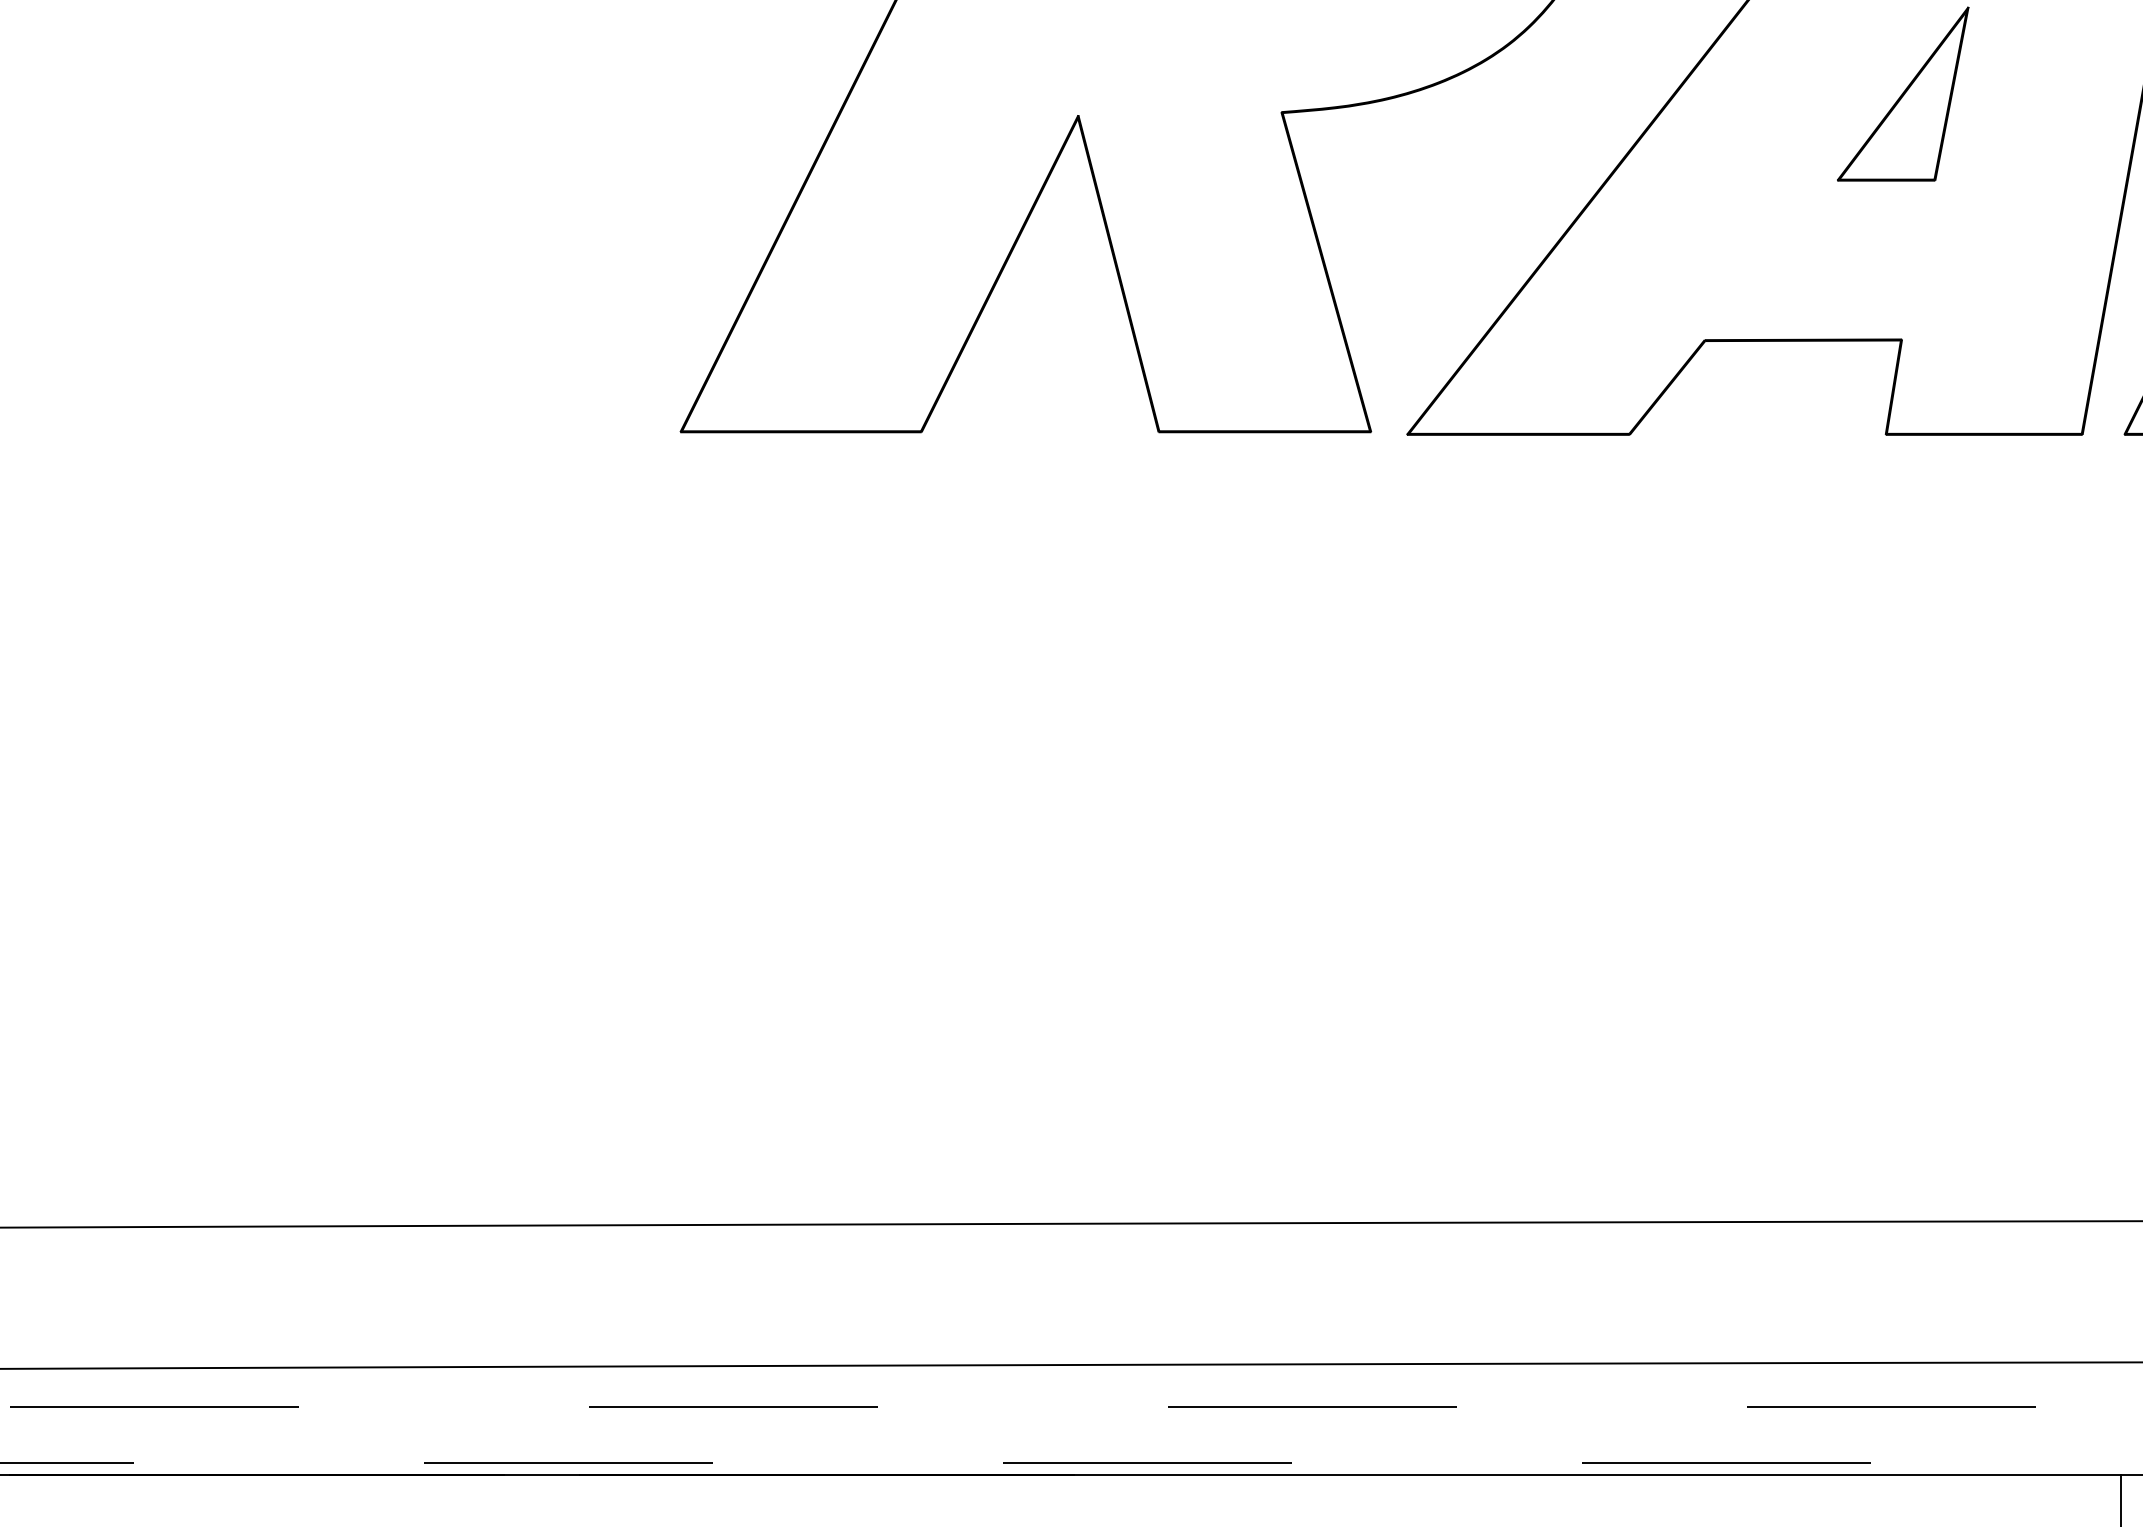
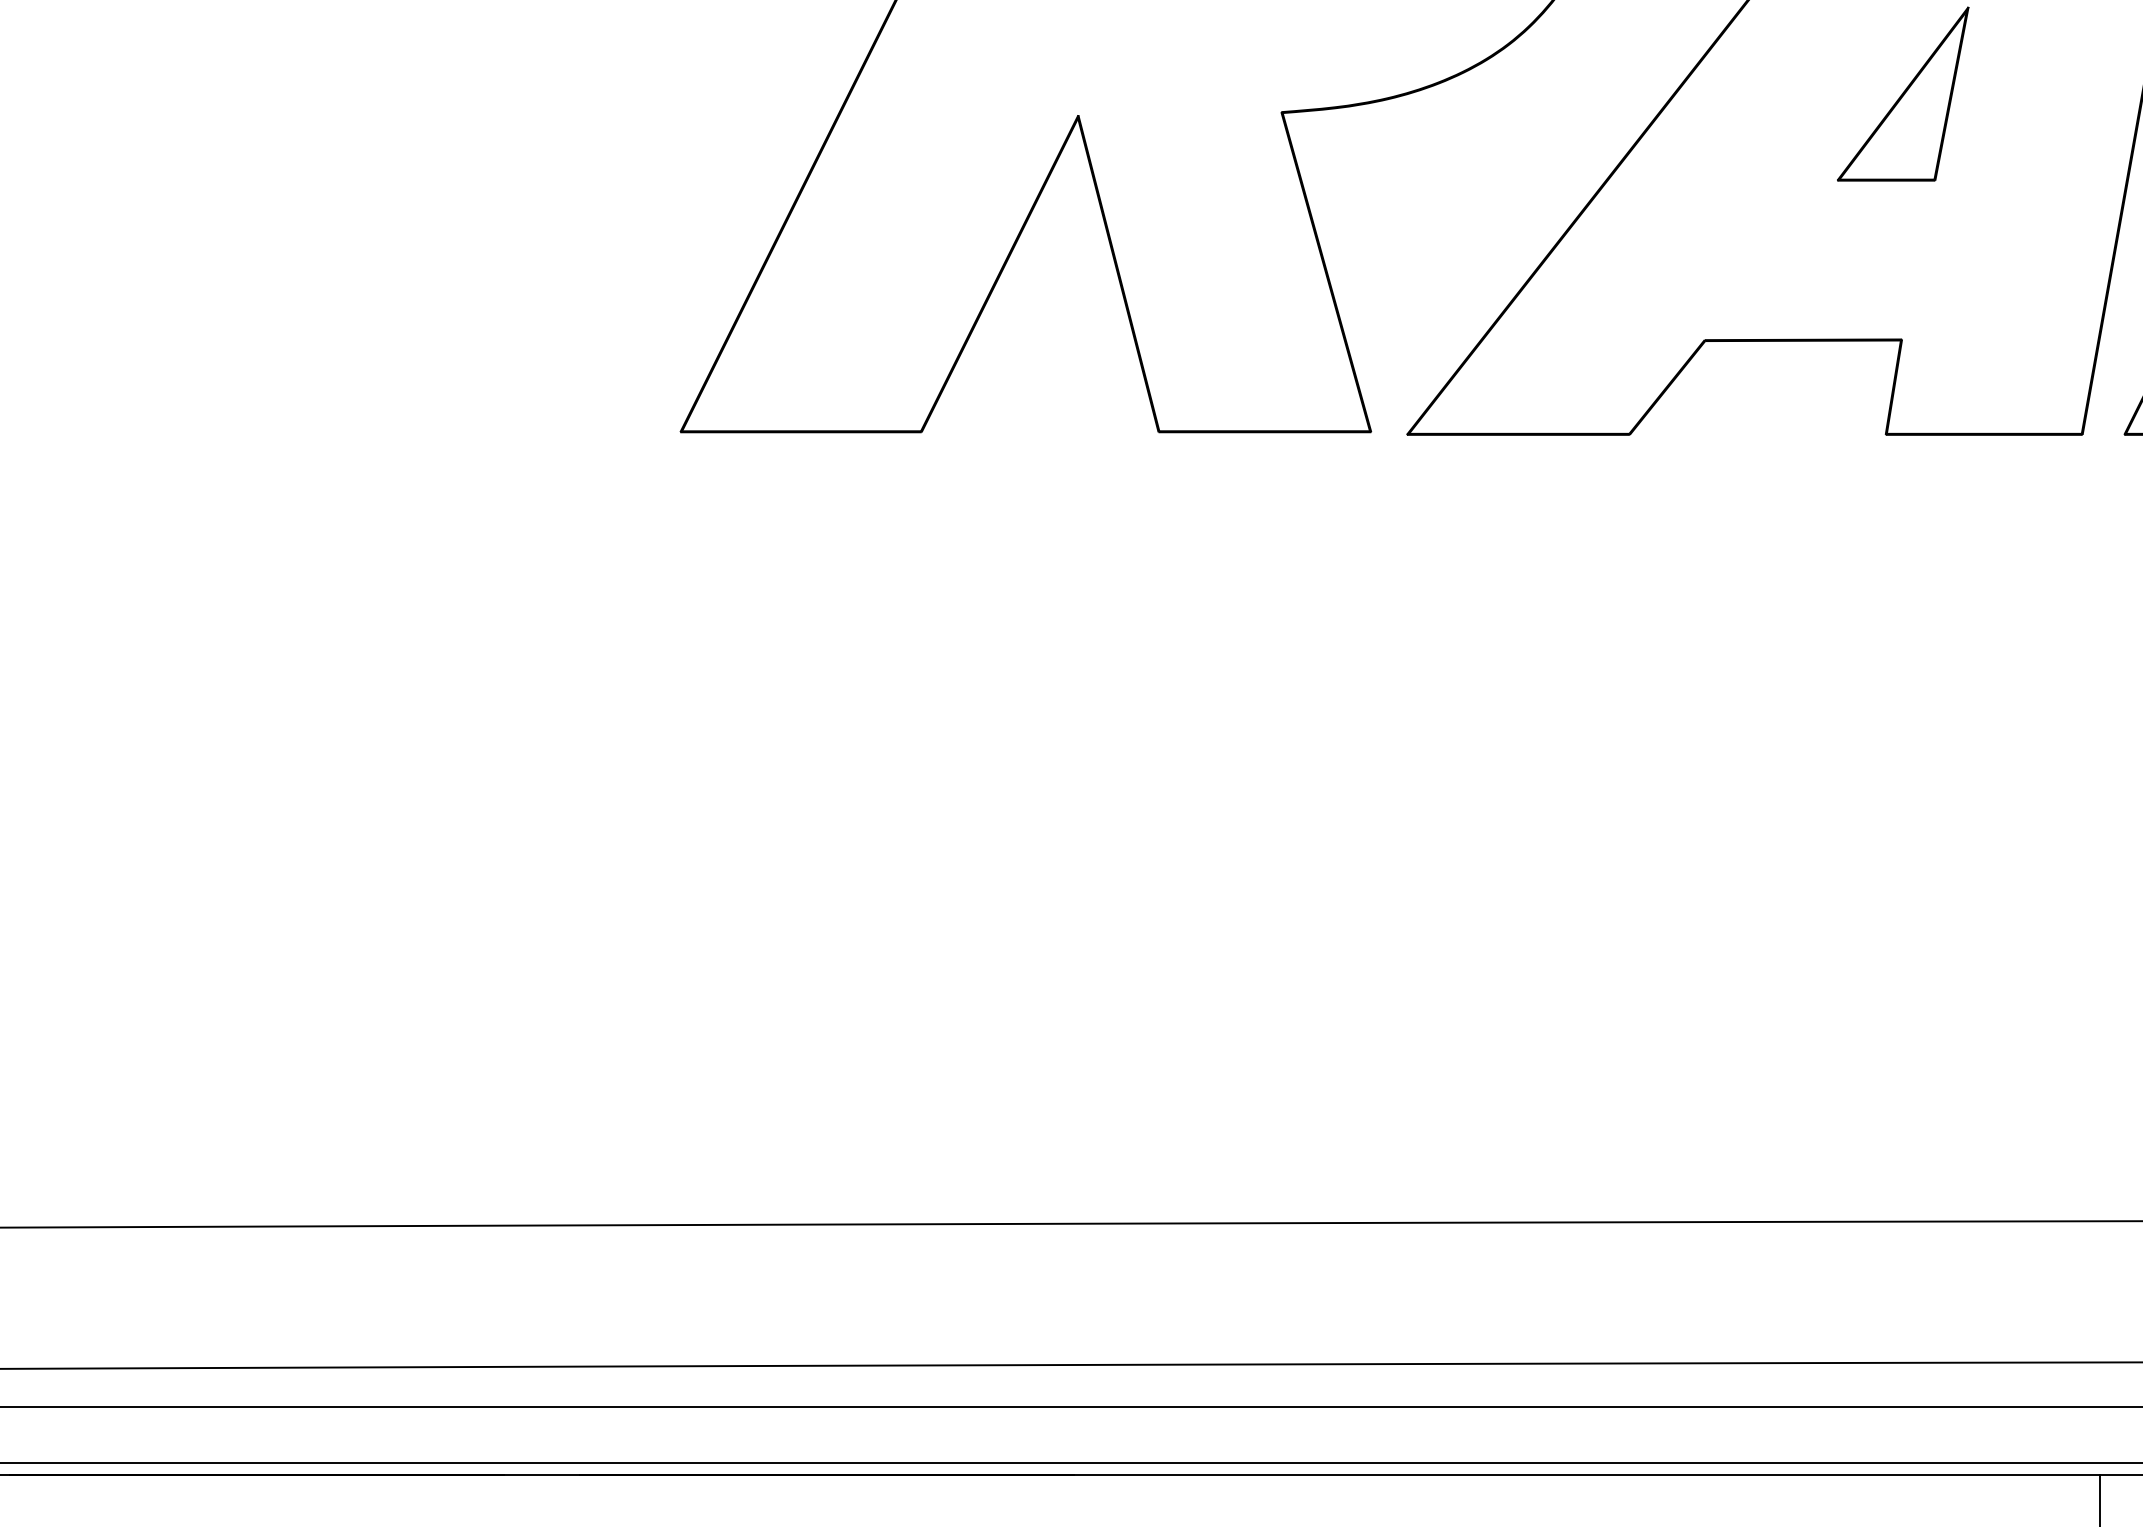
line: dashed -> solid (1070, 1407)
line: dashed -> solid (1072, 1462)
line position: (2120, 1498) -> (2099, 1498) (2099, 1498)
